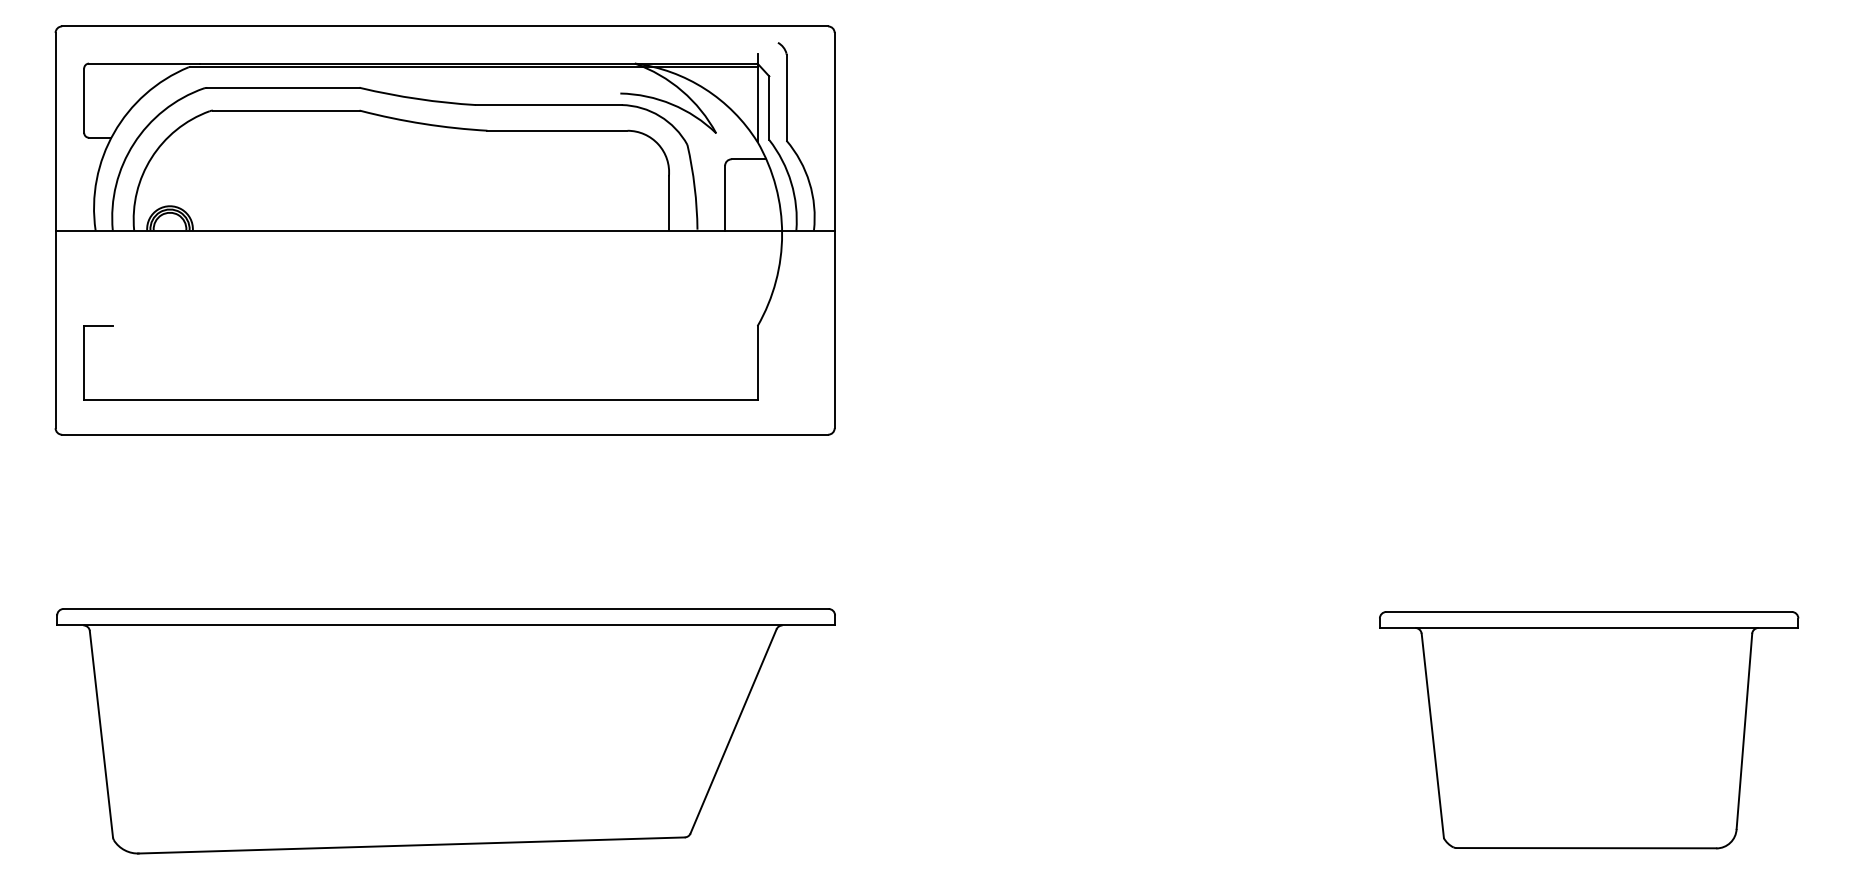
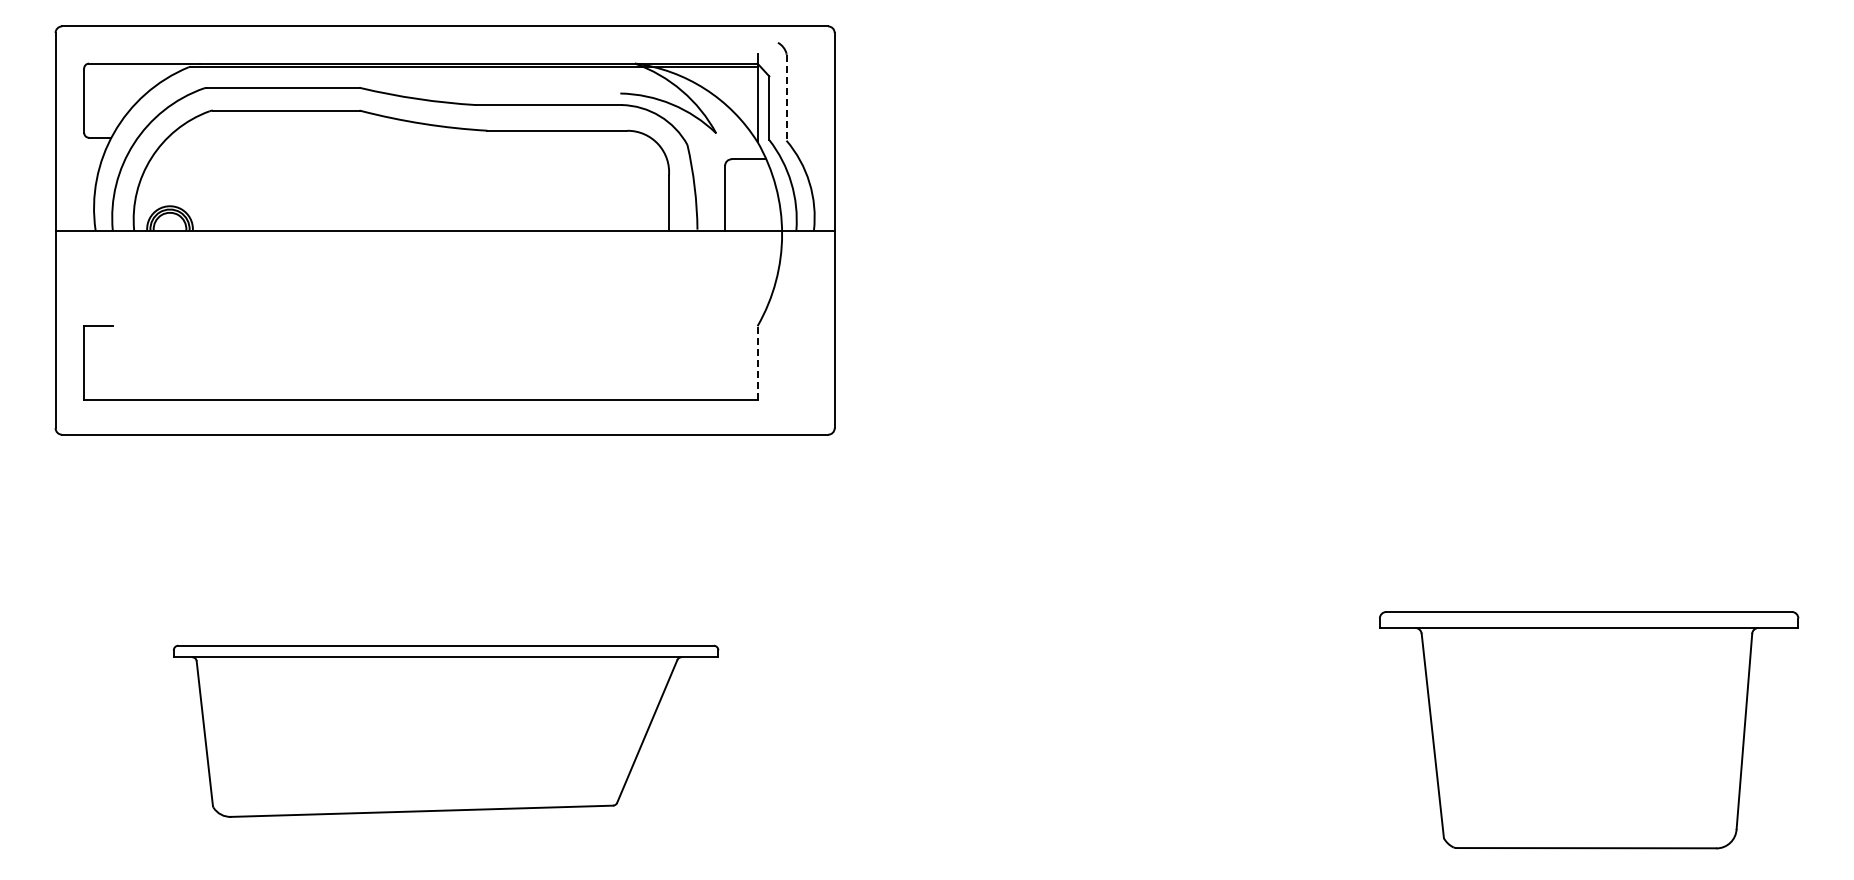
line: solid -> dashed (786, 97)
line: solid -> dashed (757, 362)
part size: 780x247 px -> 547x174 px (446, 730)
